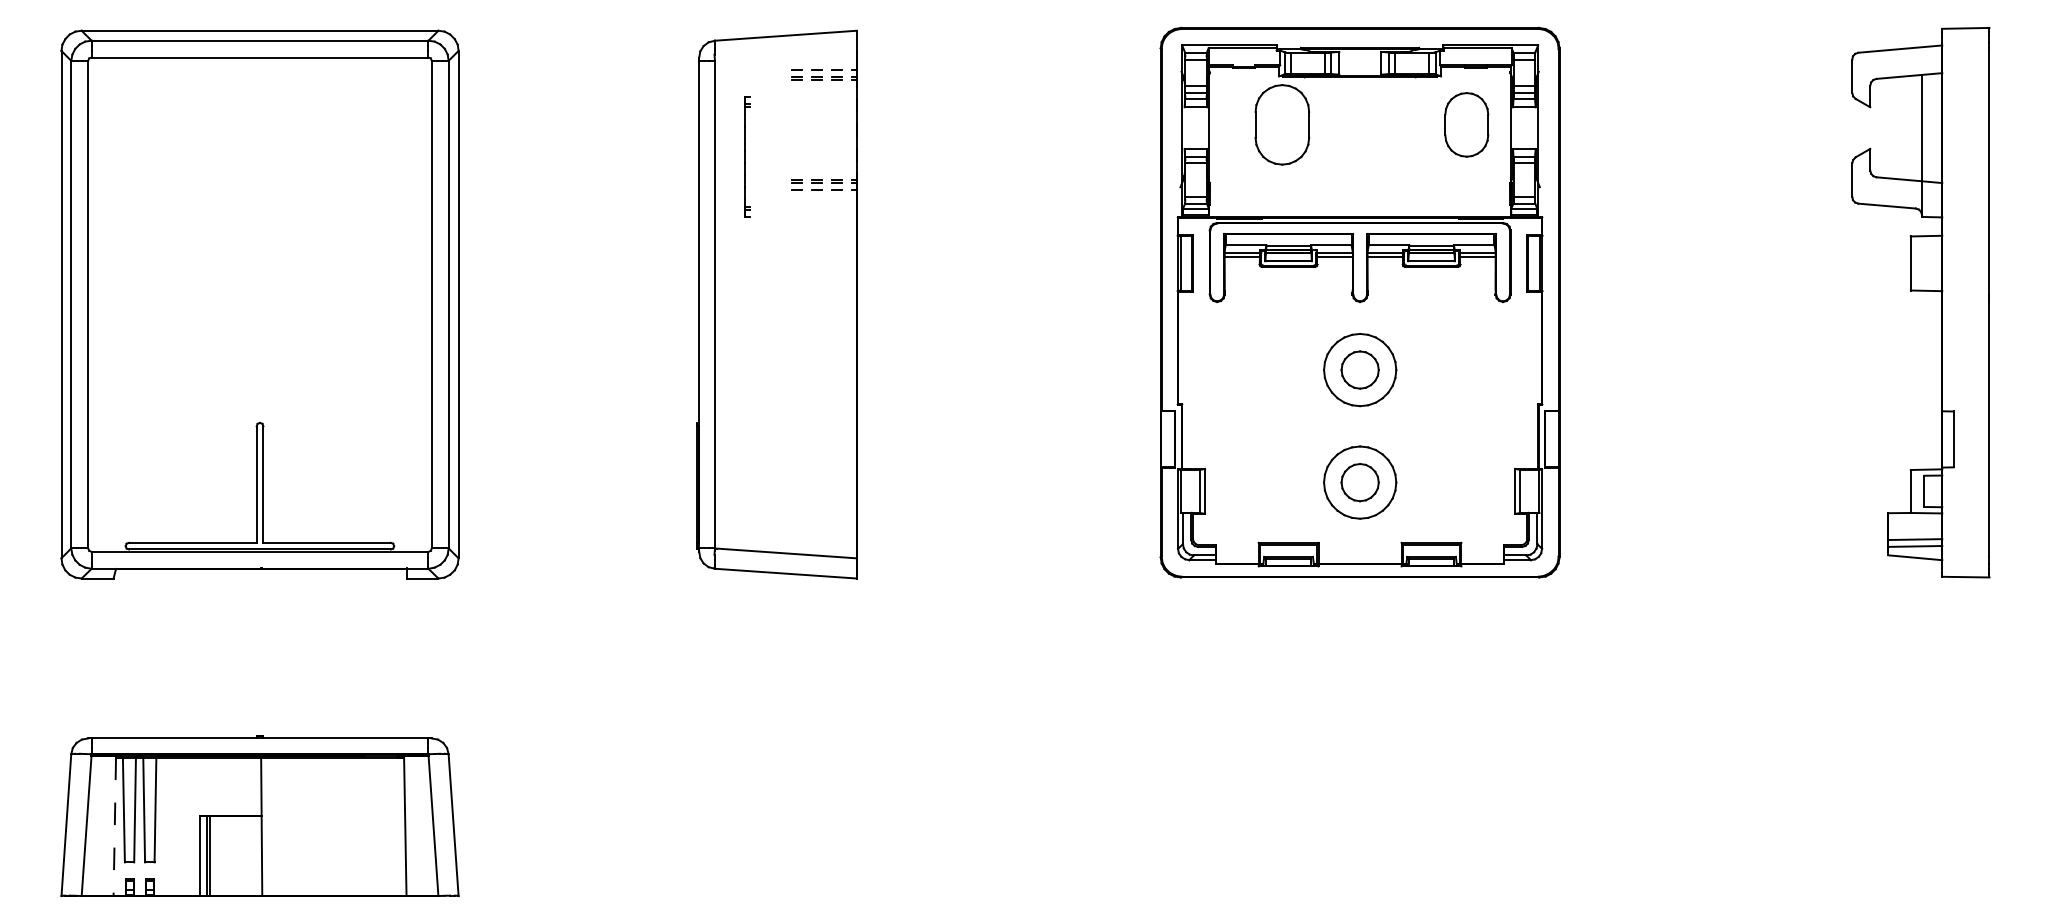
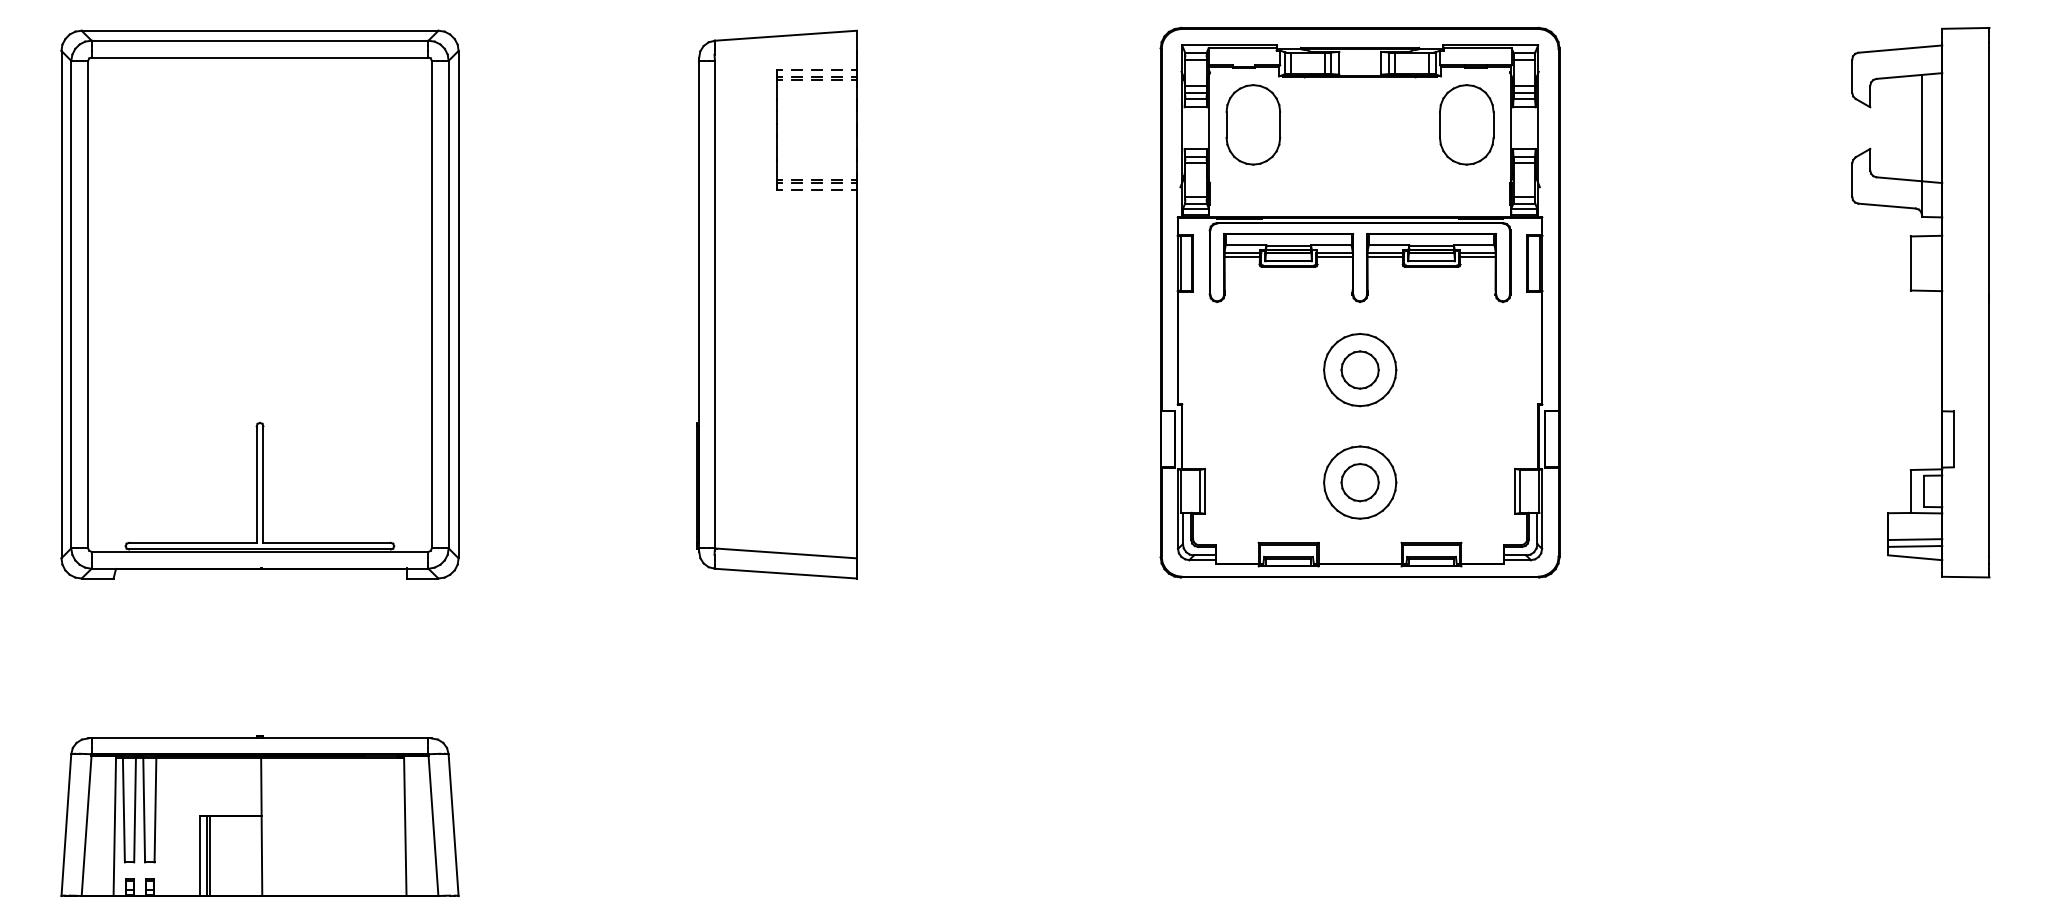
part position: (1282, 124) -> (1253, 124) (1253, 124)
part size: 46x66 px -> 56x82 px (1466, 124)
part position: (747, 156) -> (779, 129) (779, 129)
line: dashed -> solid (114, 827)
